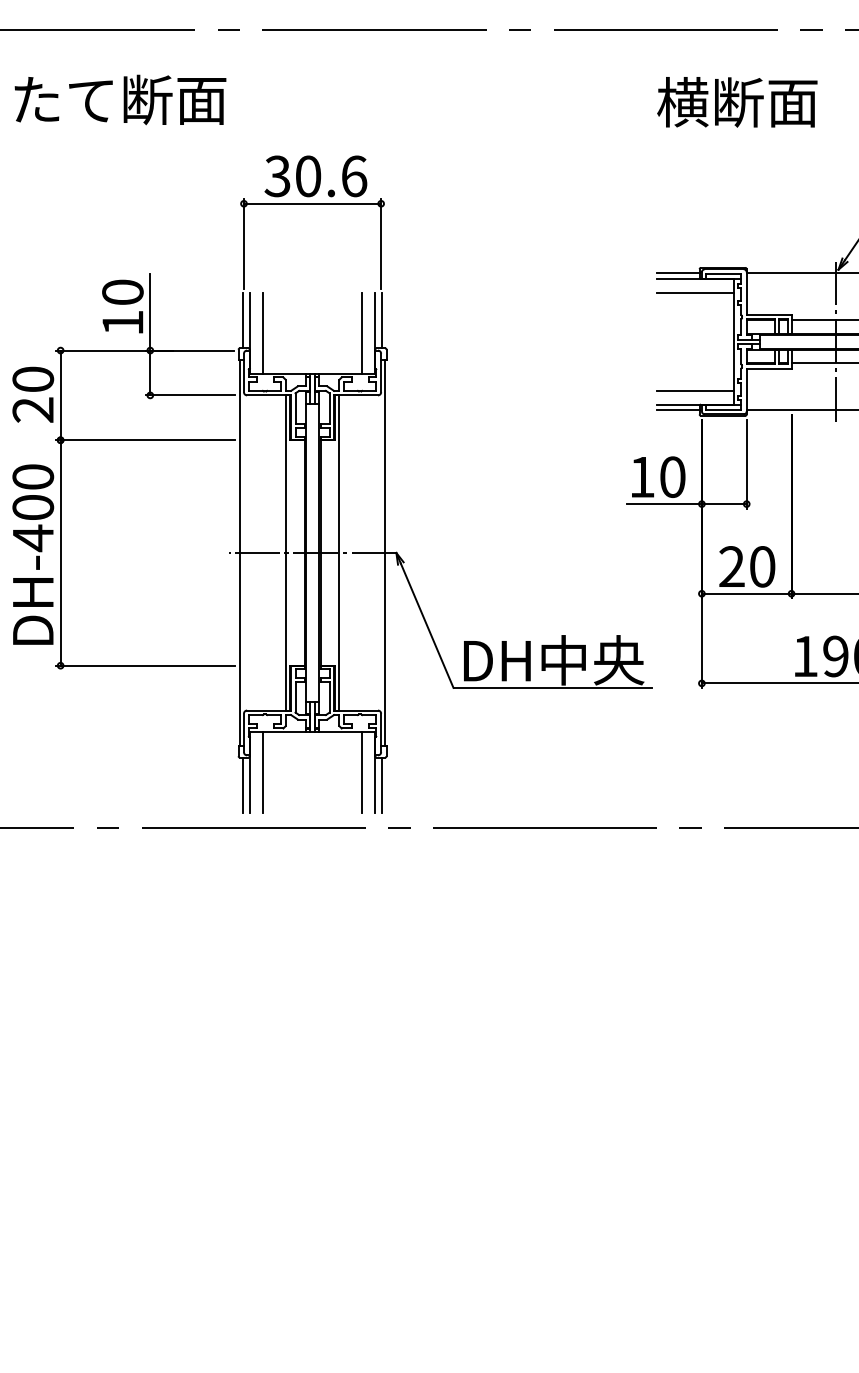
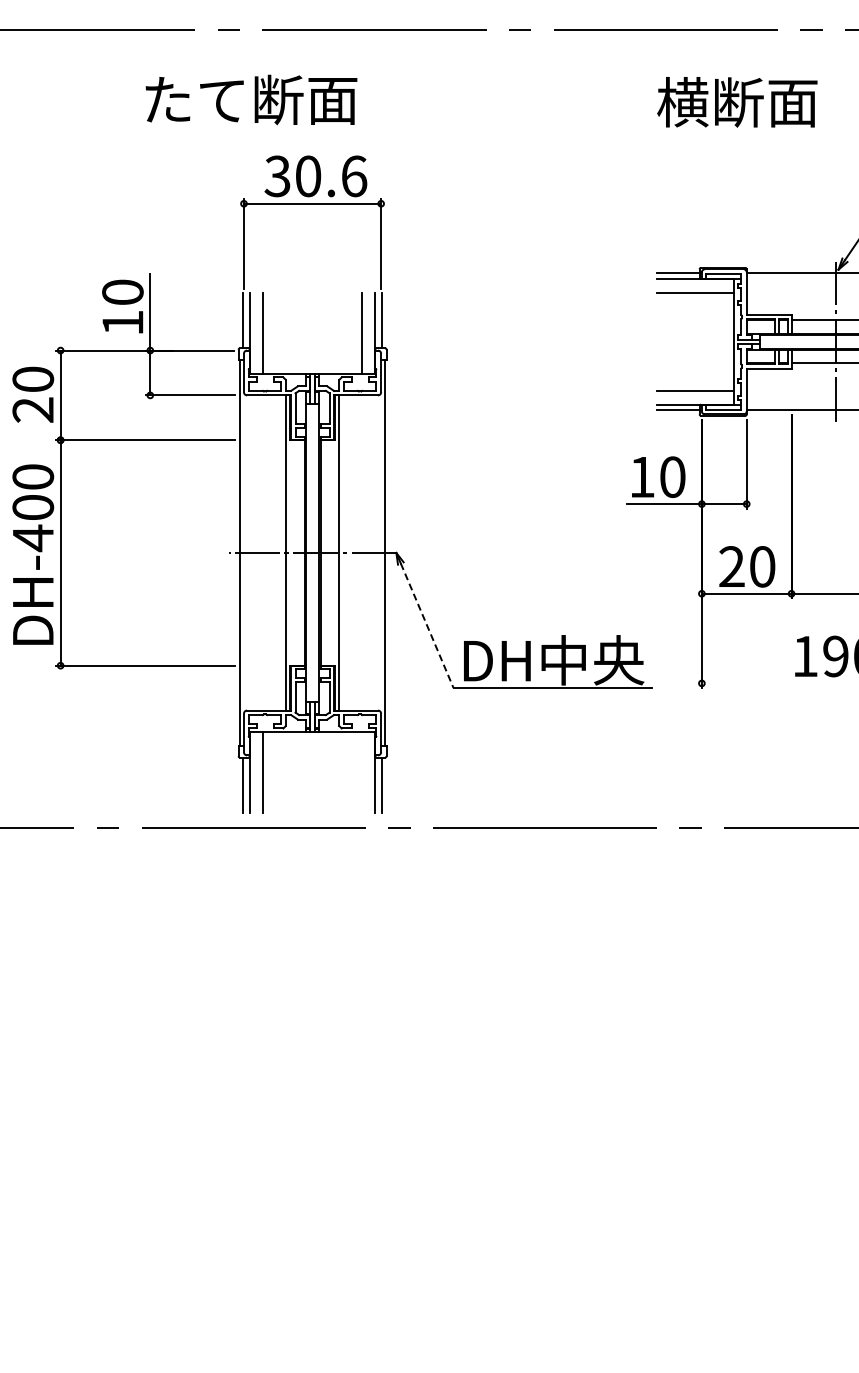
text position: (120, 99) -> (251, 99) (251, 99)
line: solid -> dashed (427, 625)
line: present -> none (778, 683)
line: present -> none (361, 771)
